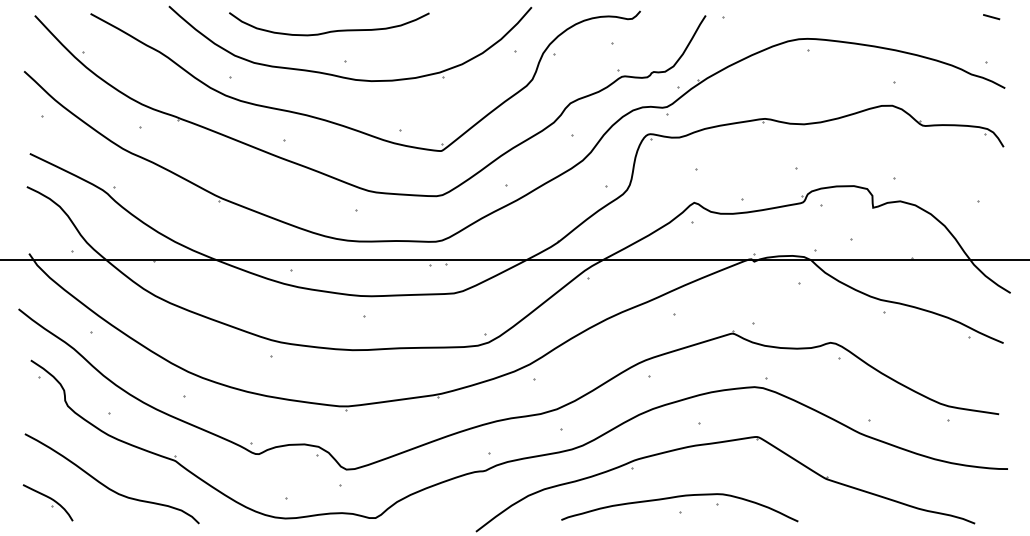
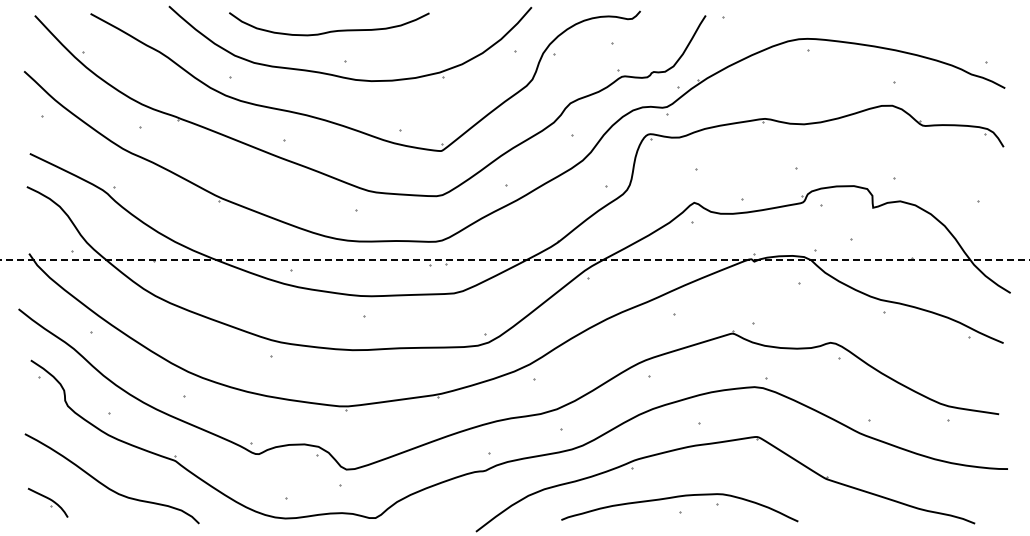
line: present -> none (991, 17)
line: solid -> dashed (515, 260)
part size: 52x38 px -> 42x31 px (47, 502)
